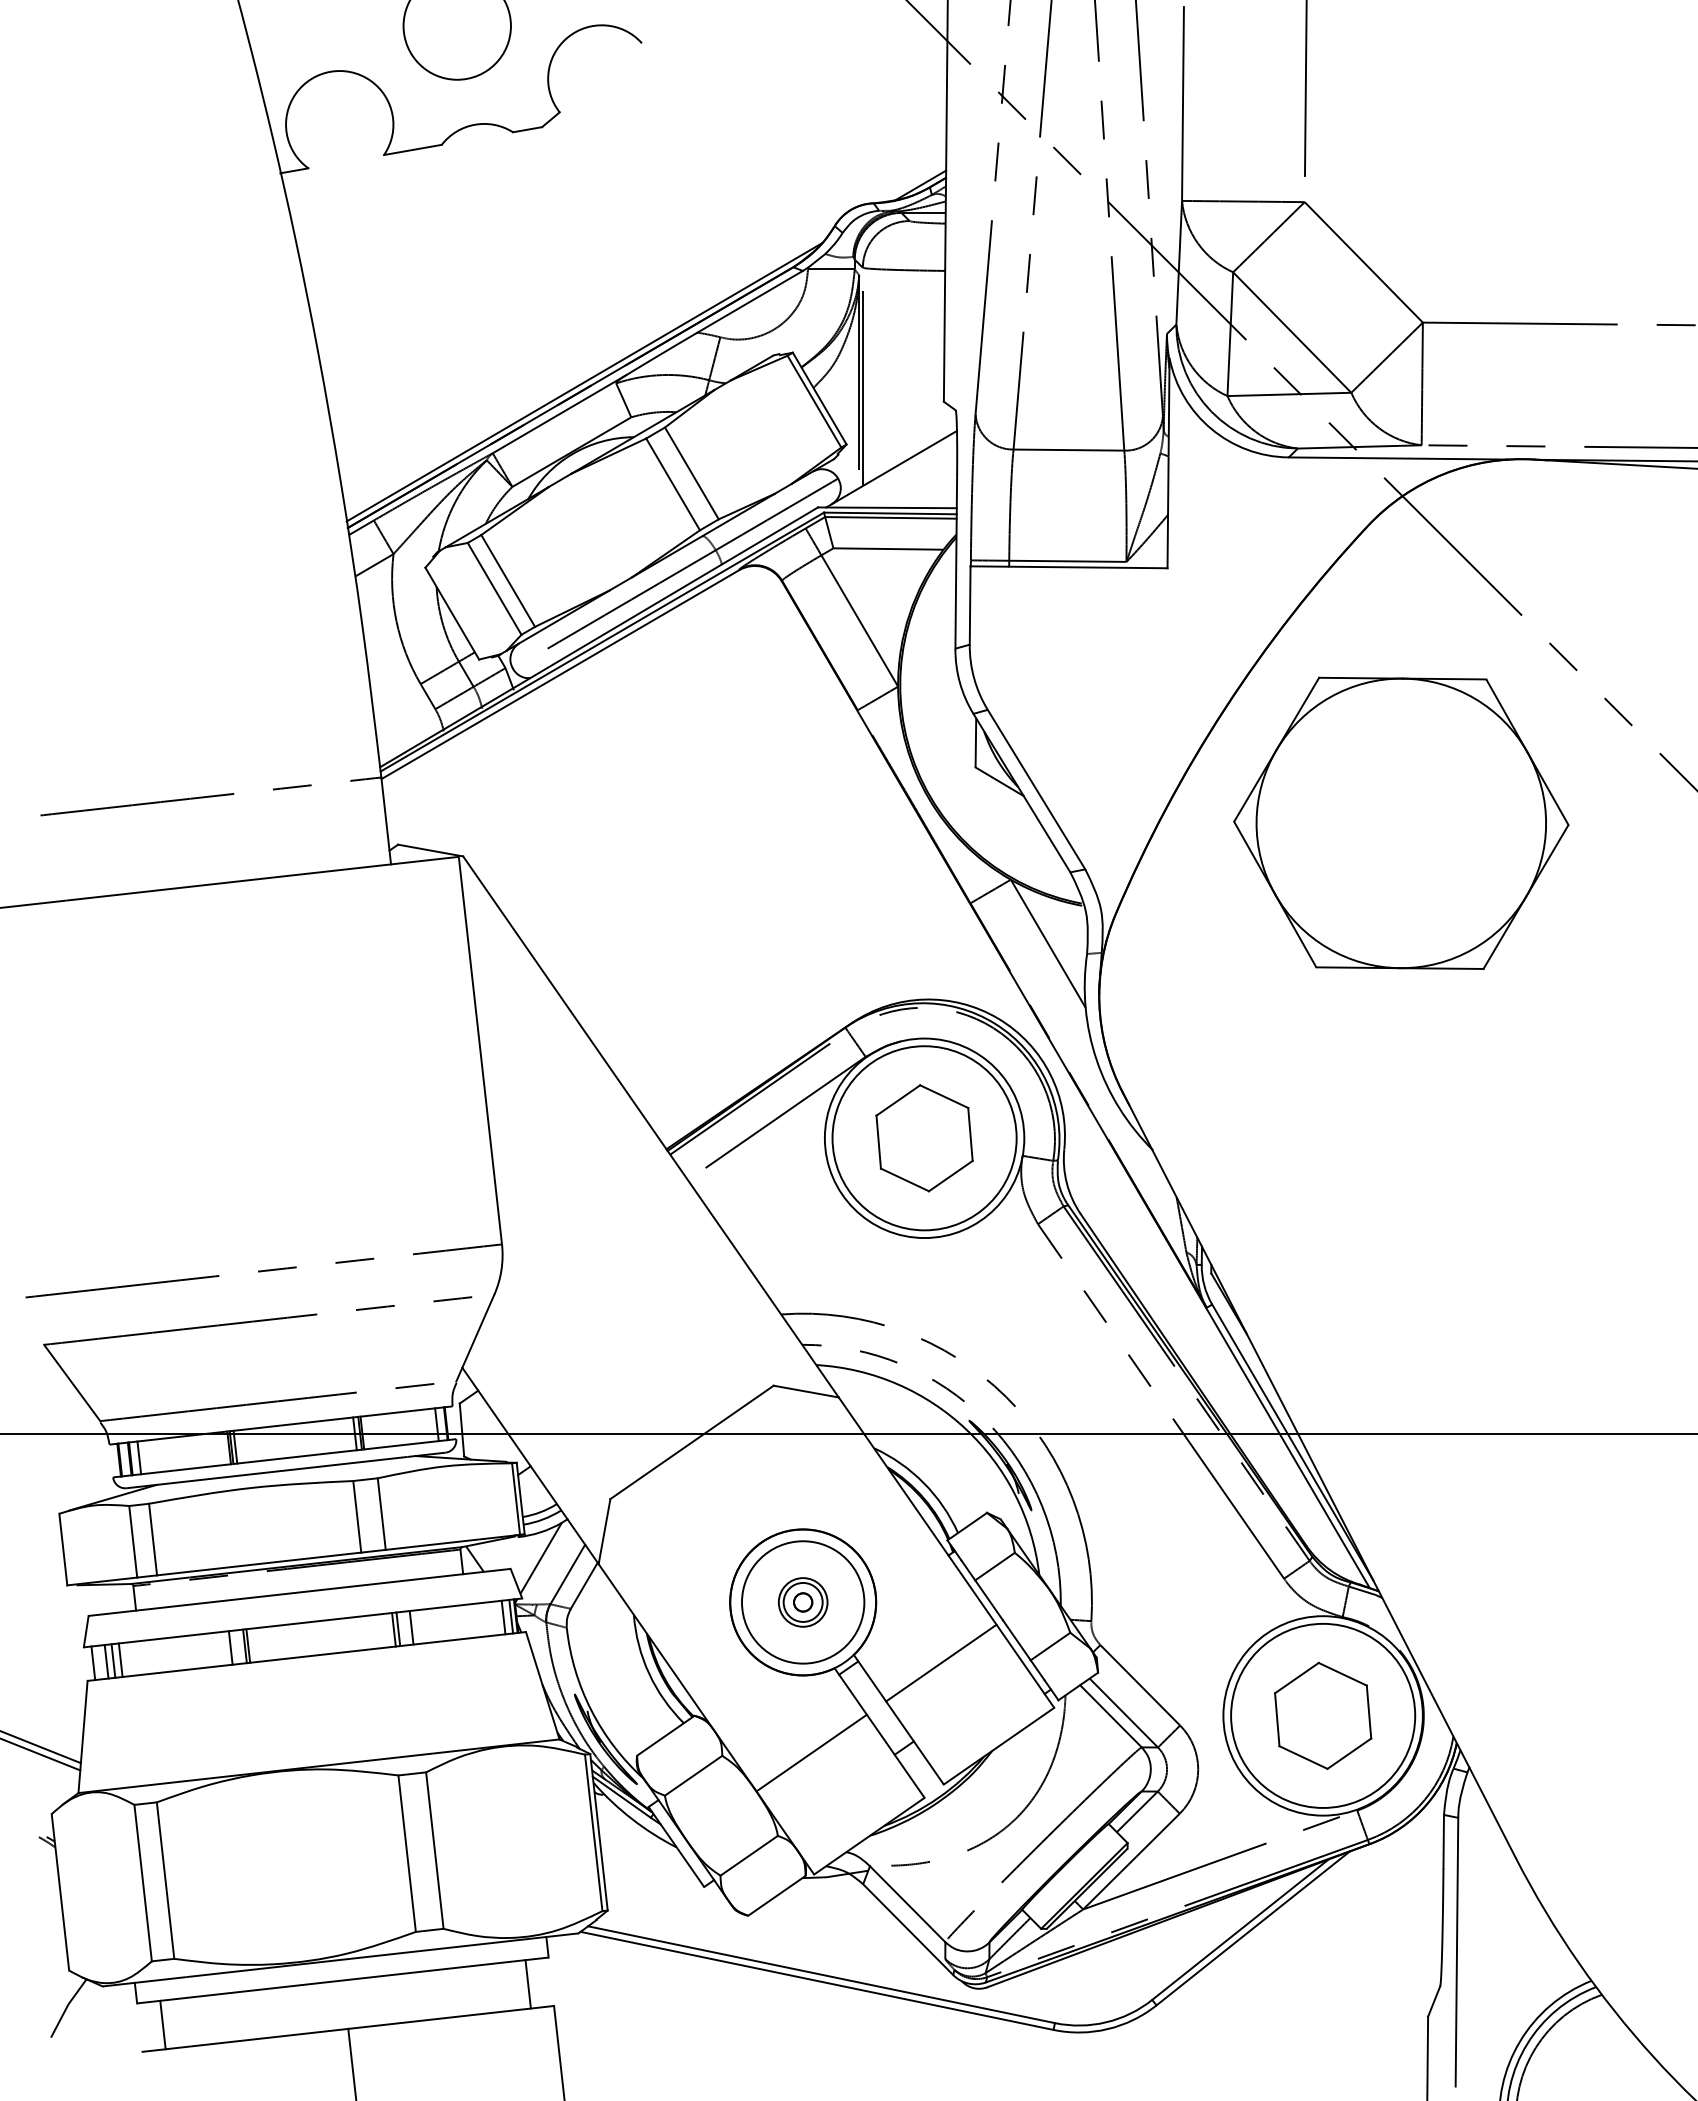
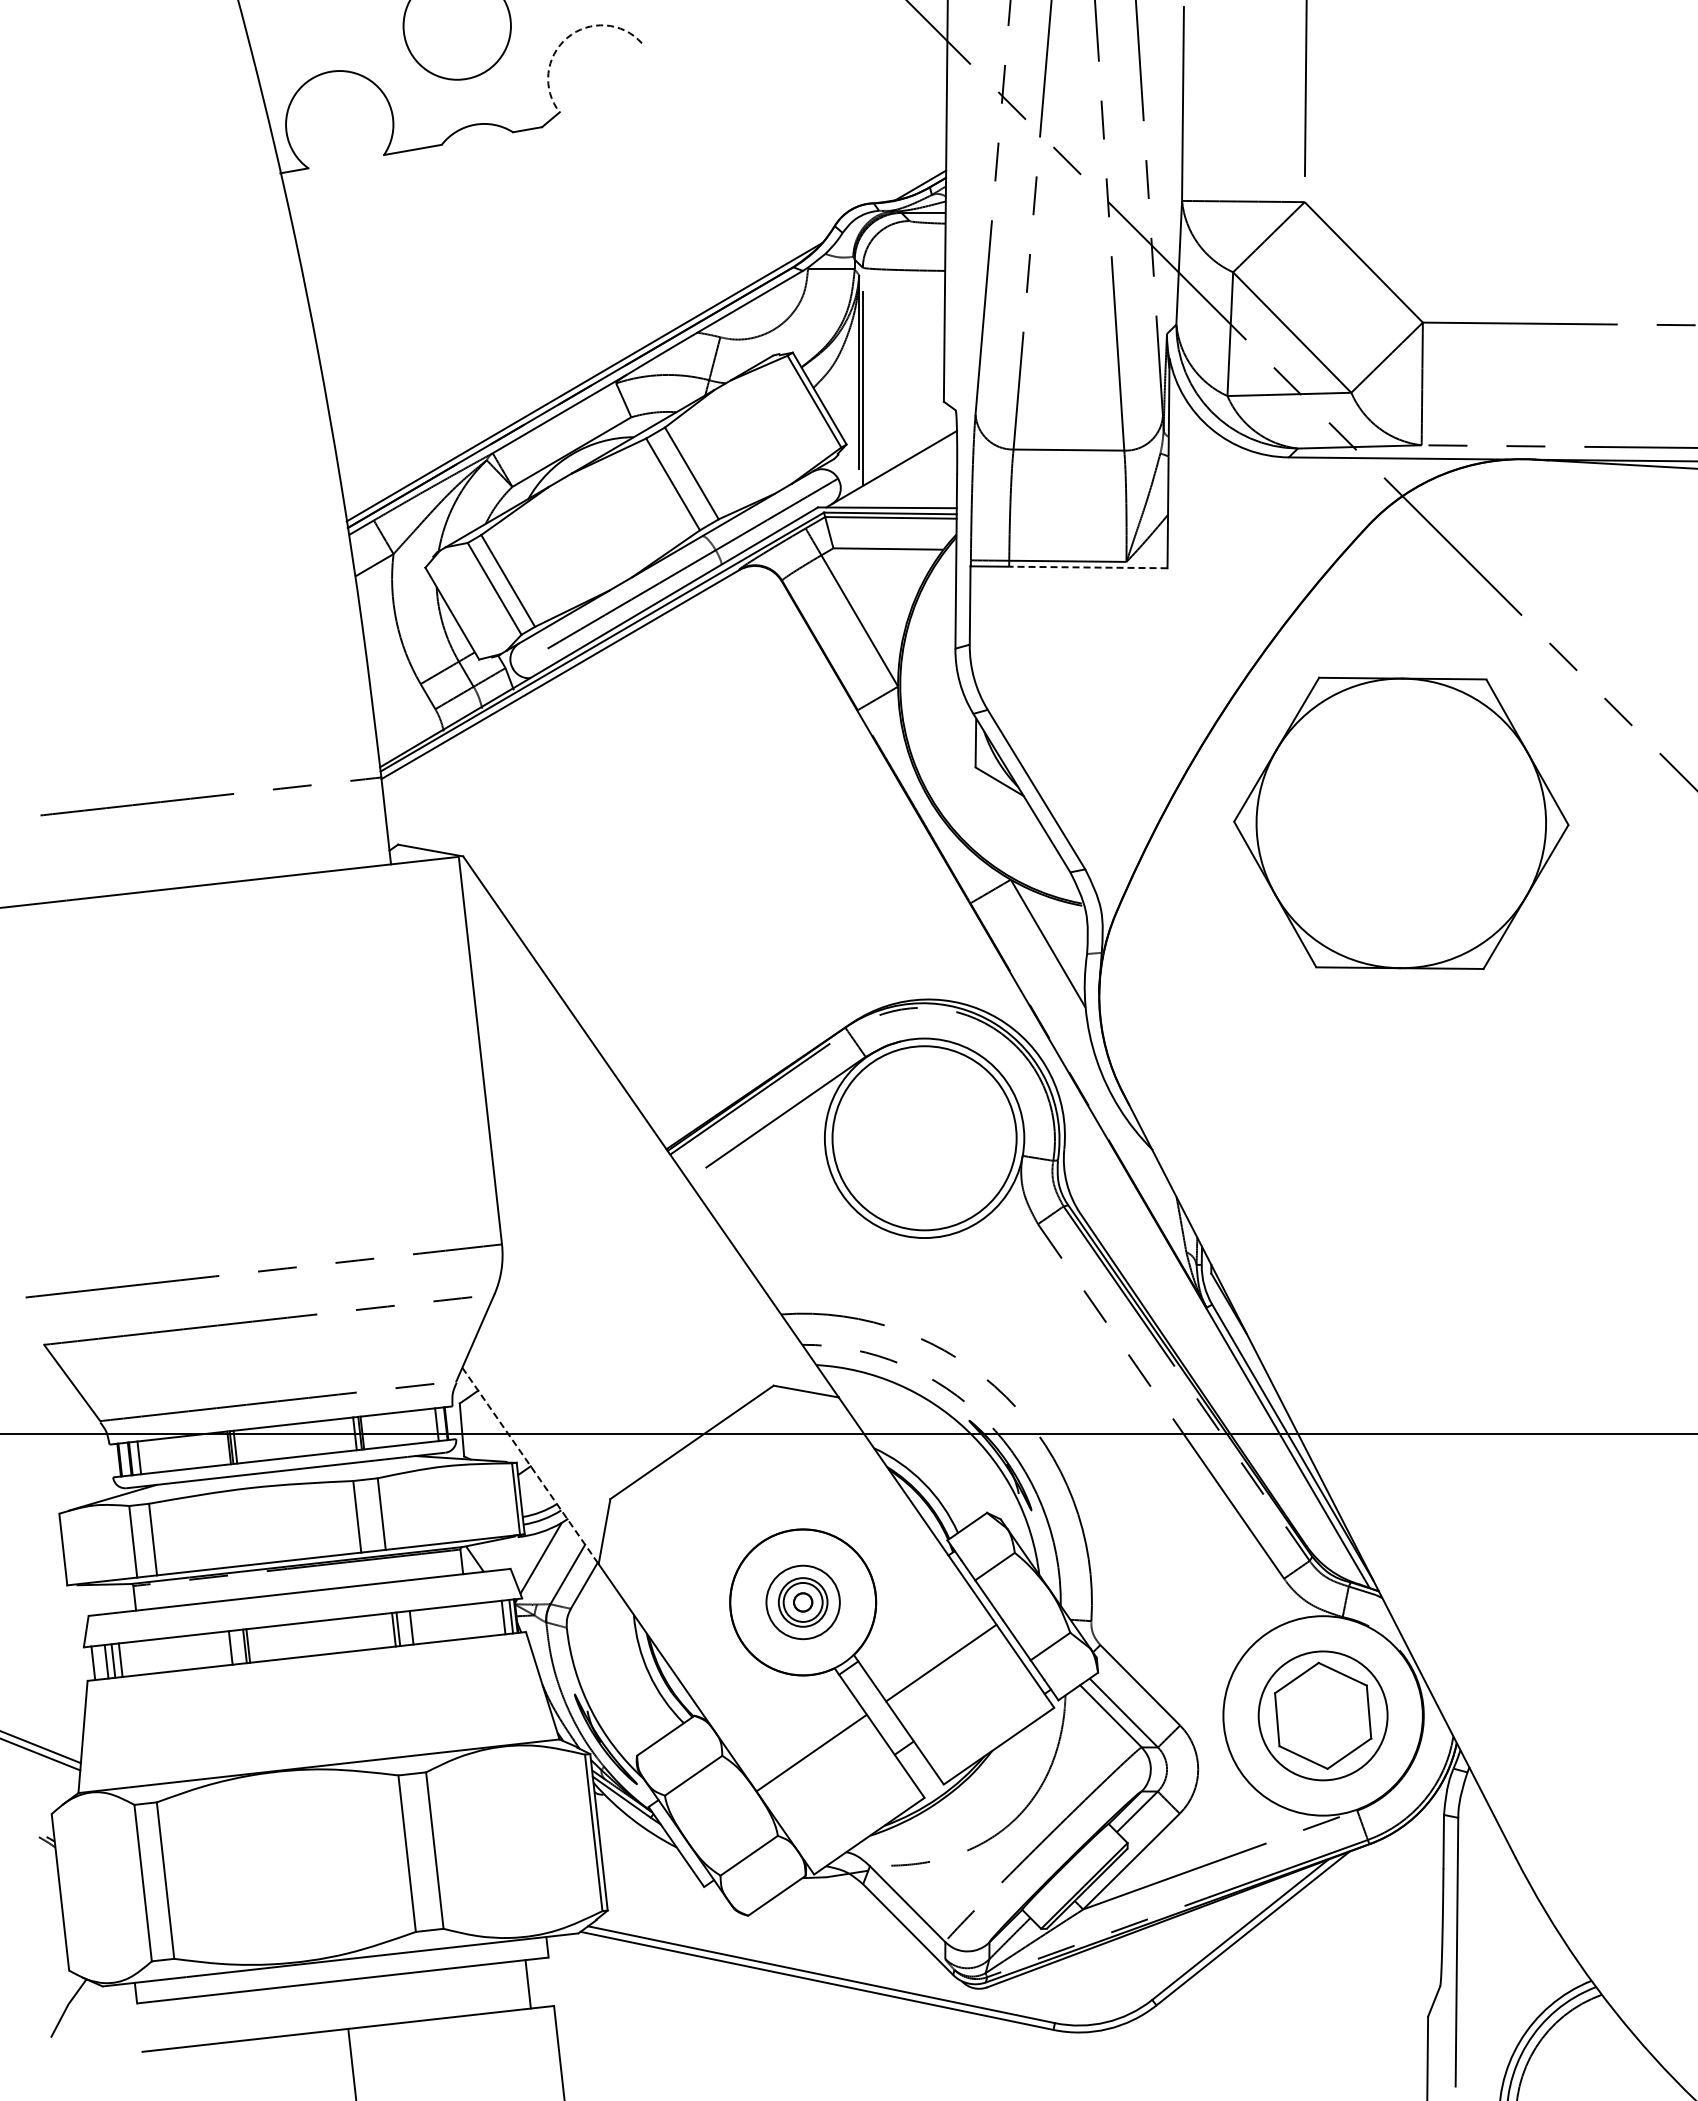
arc: solid -> dashed (567, 37)
line: solid -> dashed (1087, 567)
part: present -> none (924, 1138)
line: solid -> dashed (530, 1465)
circle diameter: 122 px -> 73 px (802, 1602)
circle diameter: 184 px -> 129 px (1322, 1715)
line: present -> none (162, 2024)
